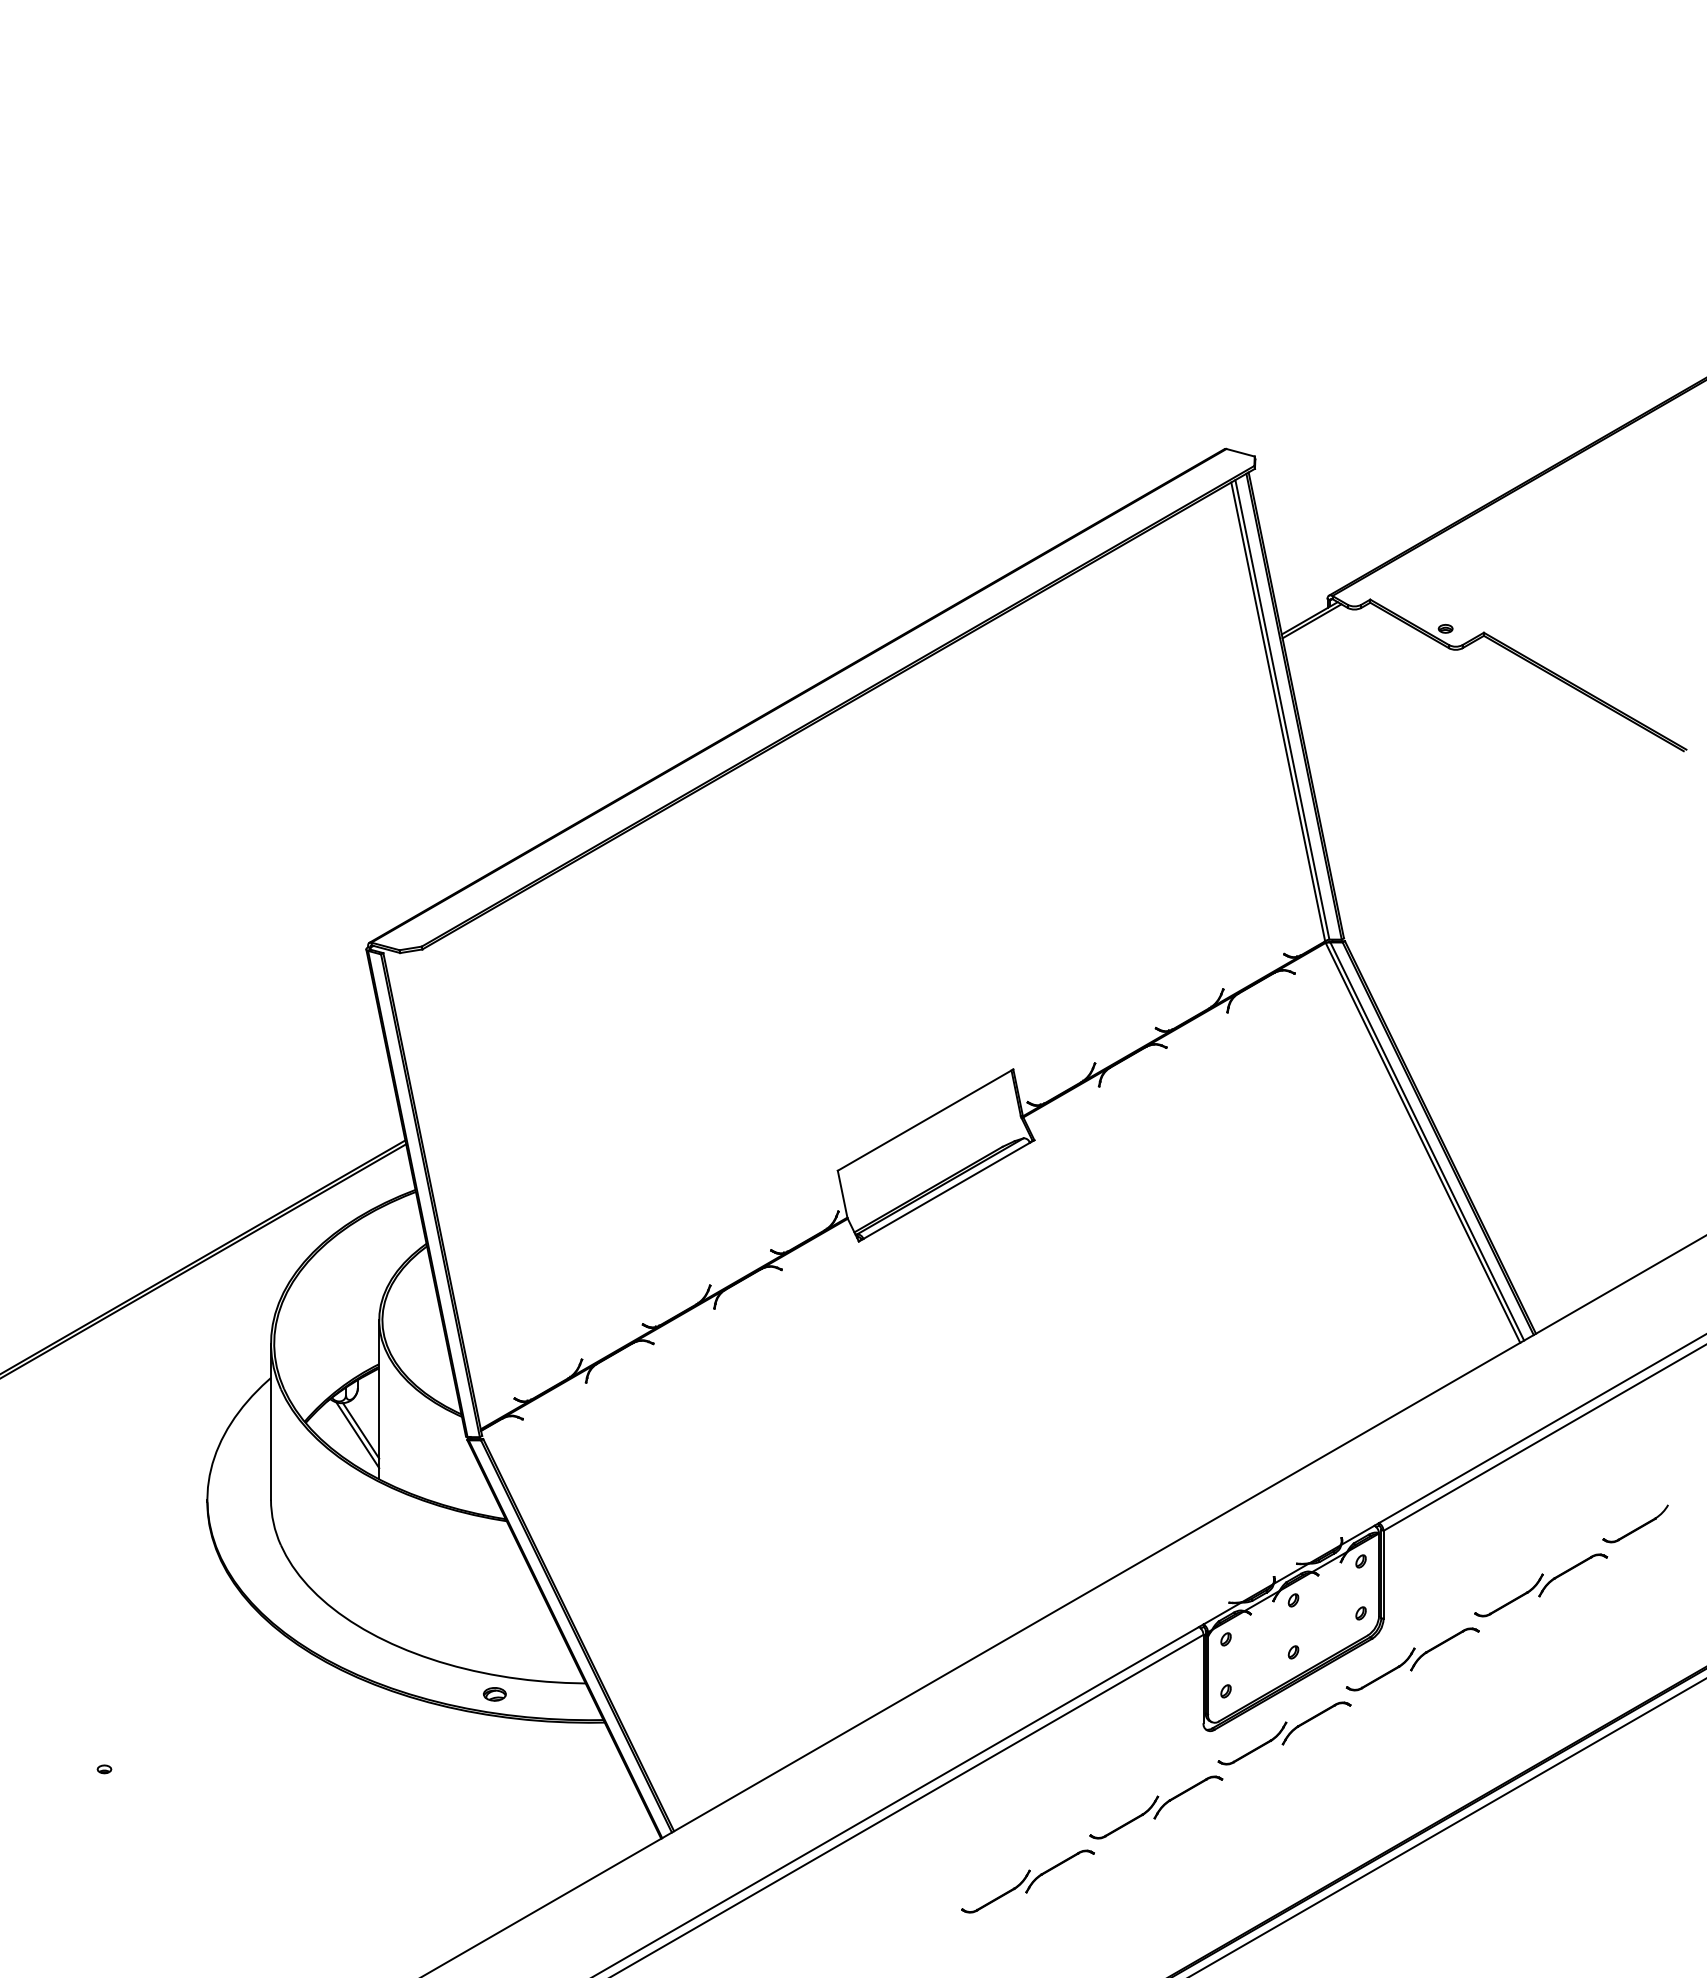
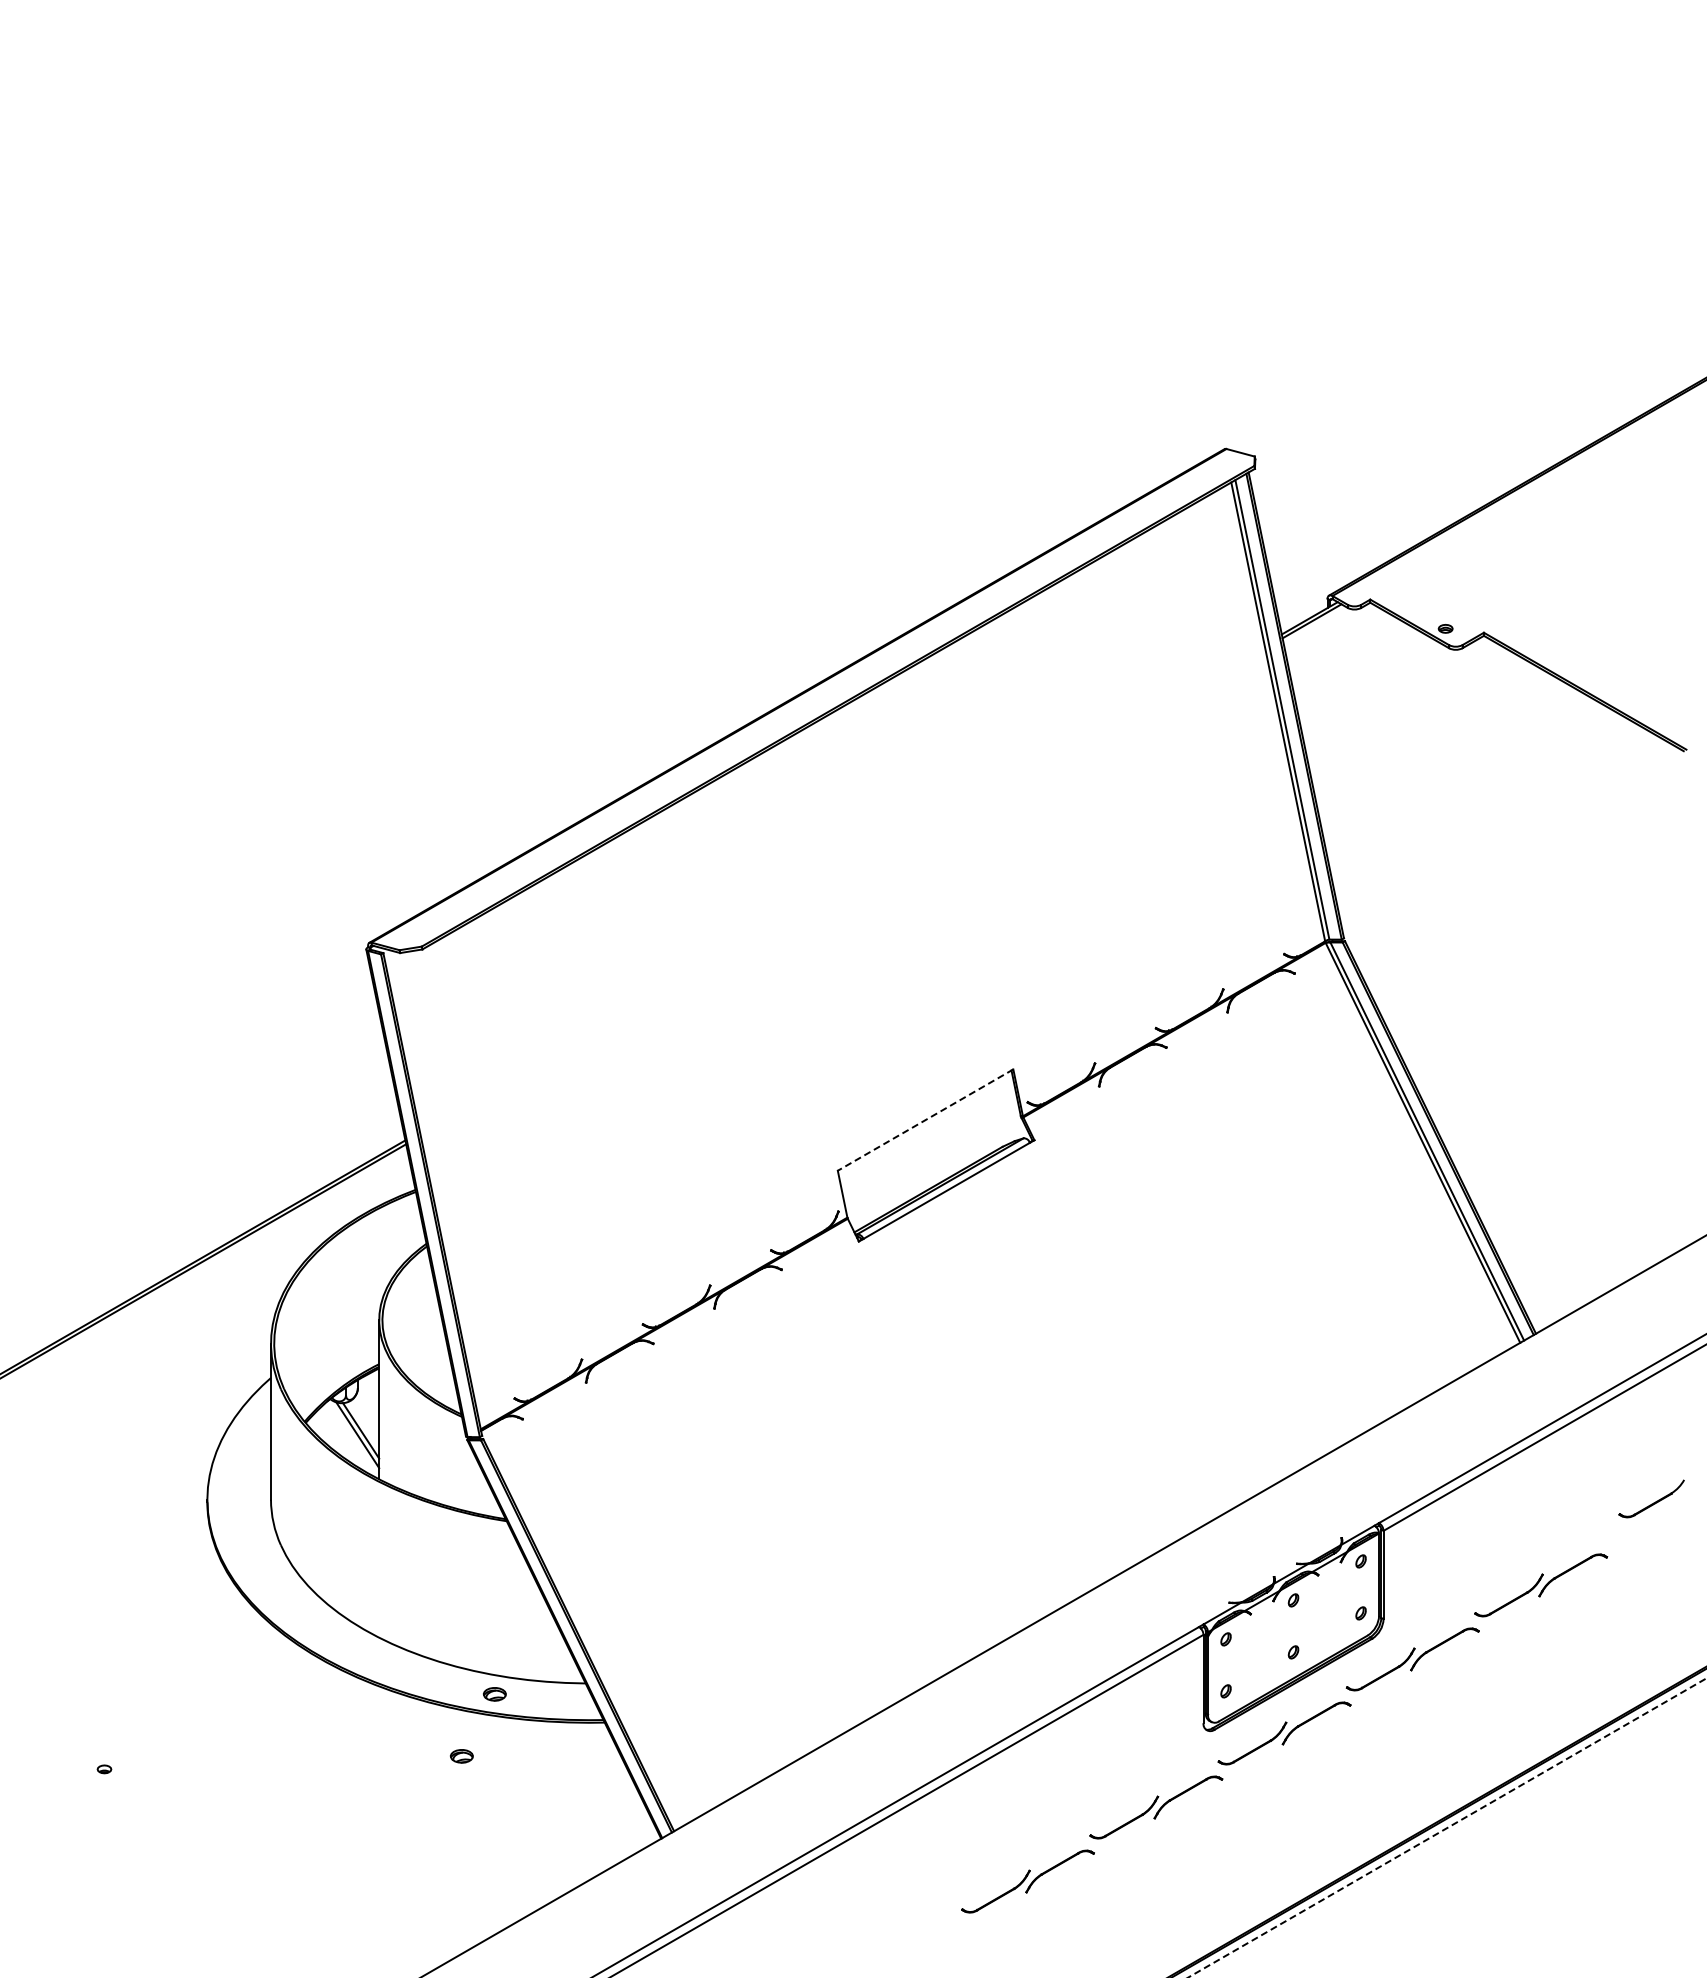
line: solid -> dashed (925, 1120)
part position: (1635, 1523) -> (1651, 1498) (1651, 1498)
part: none -> present (461, 1756)
line: solid -> dashed (1446, 1828)
